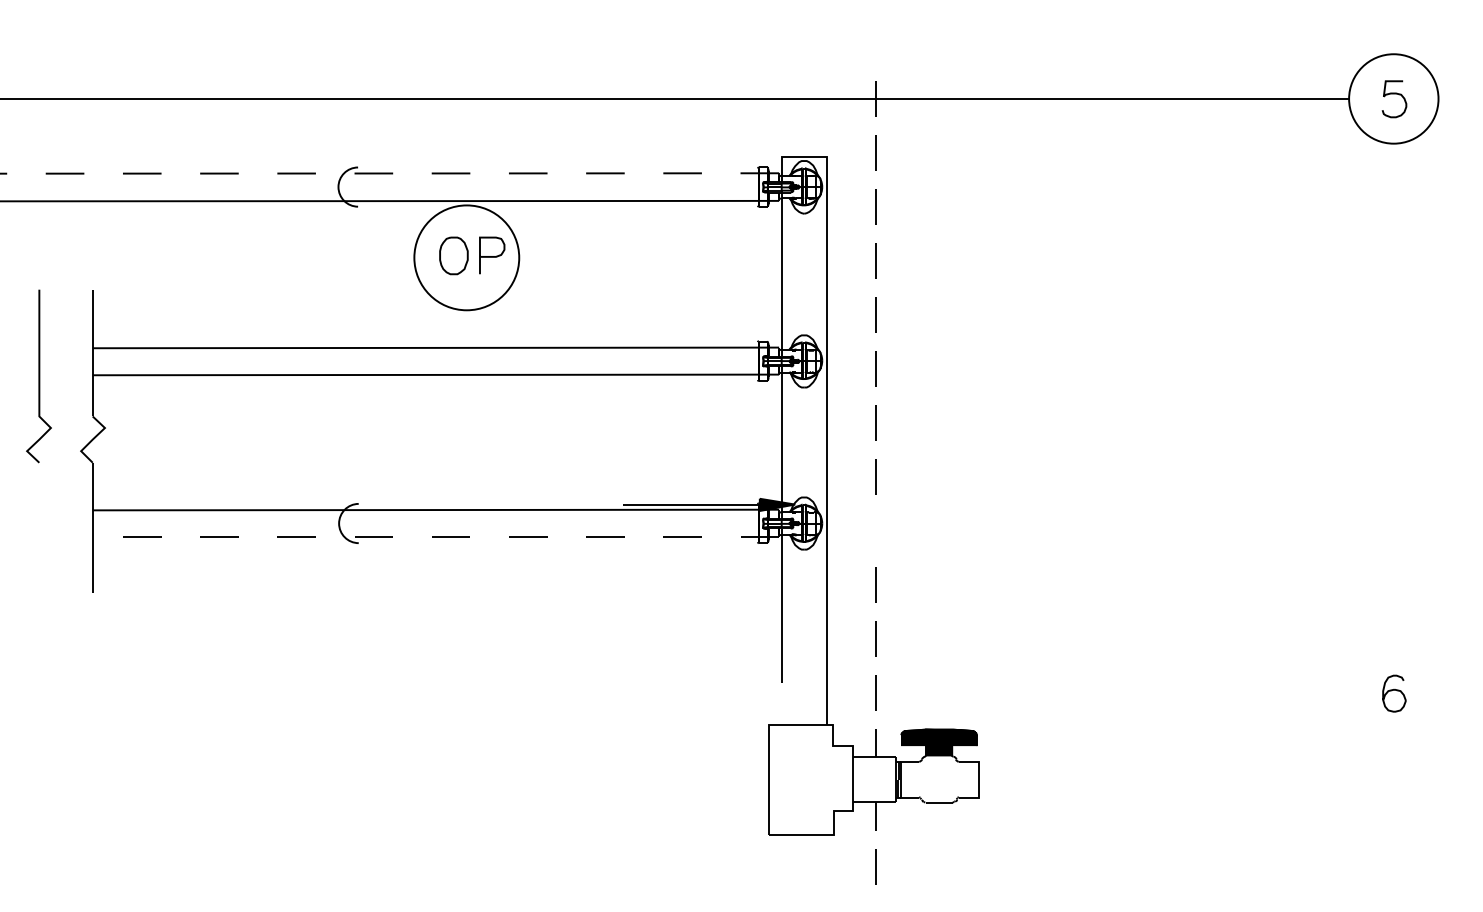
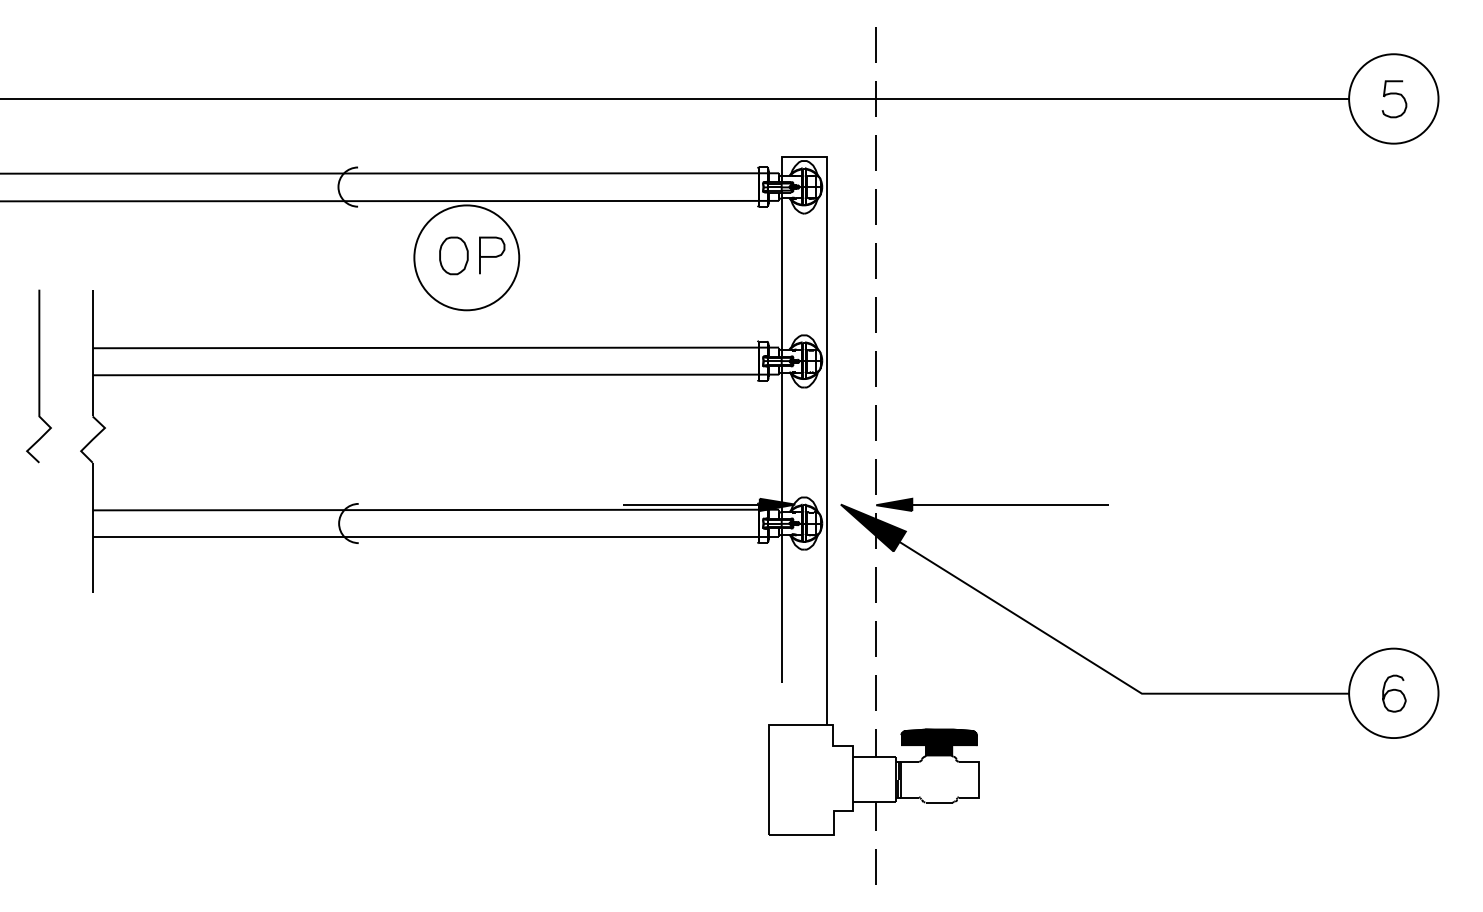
line: none -> present (875, 44)
line: dashed -> solid (389, 173)
line: dashed -> solid (435, 537)
part: none -> present (1105, 669)
